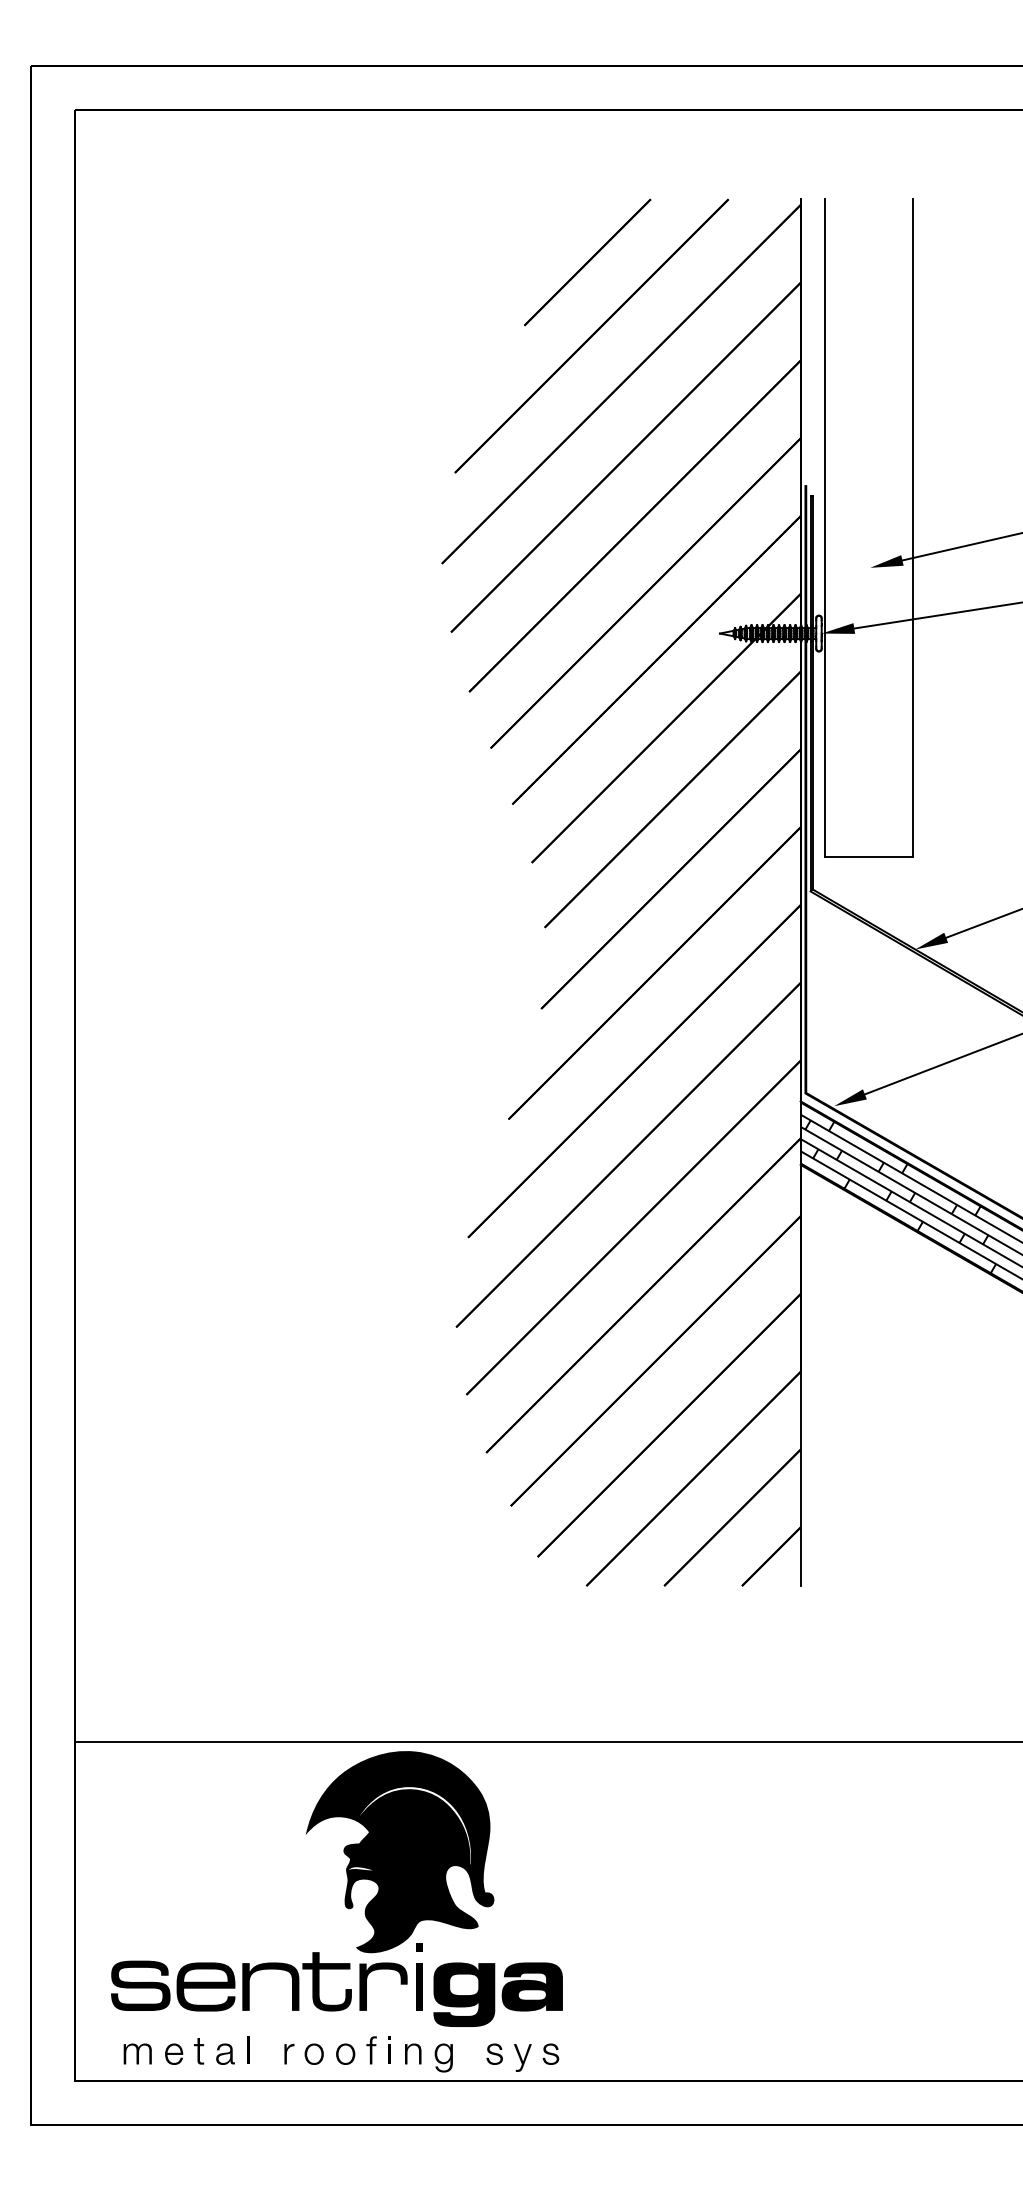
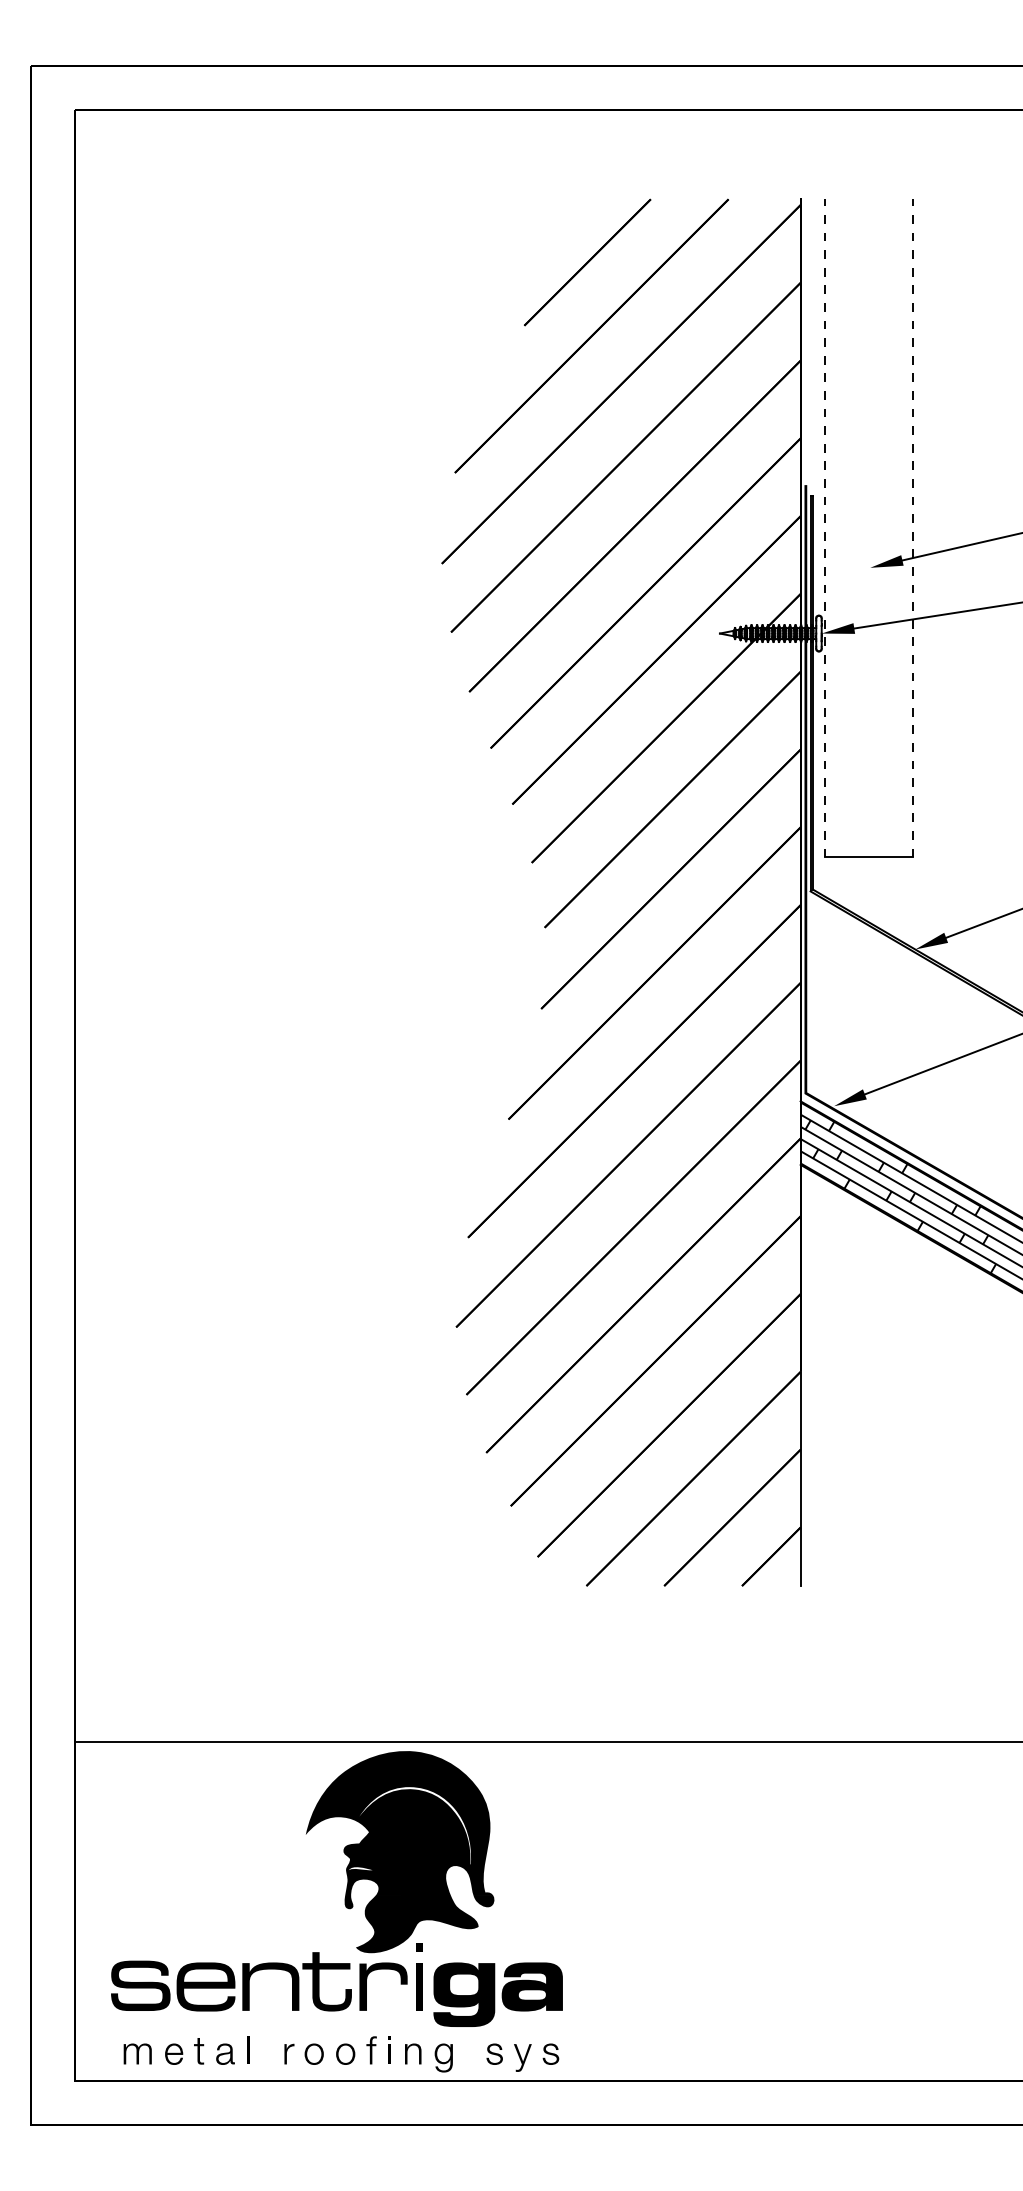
line: solid -> dashed (824, 527)
line: solid -> dashed (912, 527)
